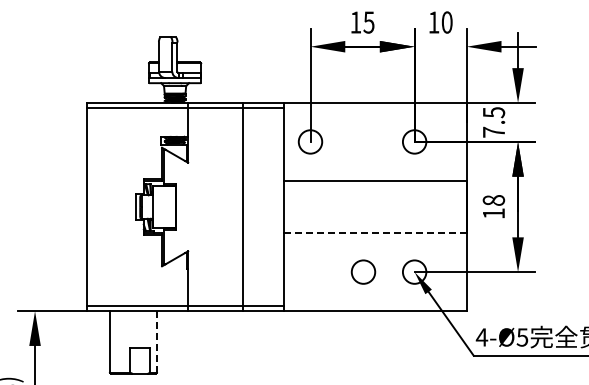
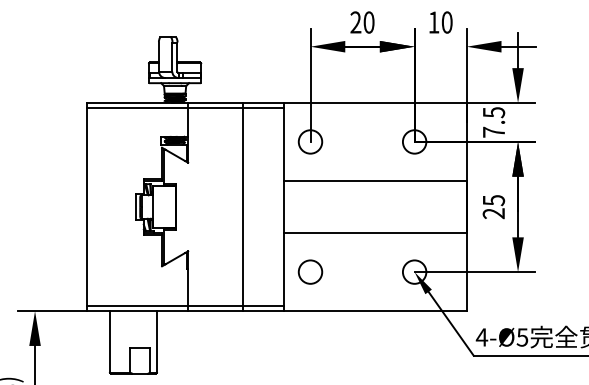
text: 15 -> 20 (362, 22)
text: 18 -> 25 (493, 207)
line: dashed -> solid (375, 233)
circle position: (363, 271) -> (310, 271) (310, 271)
line: dashed -> solid (156, 341)
